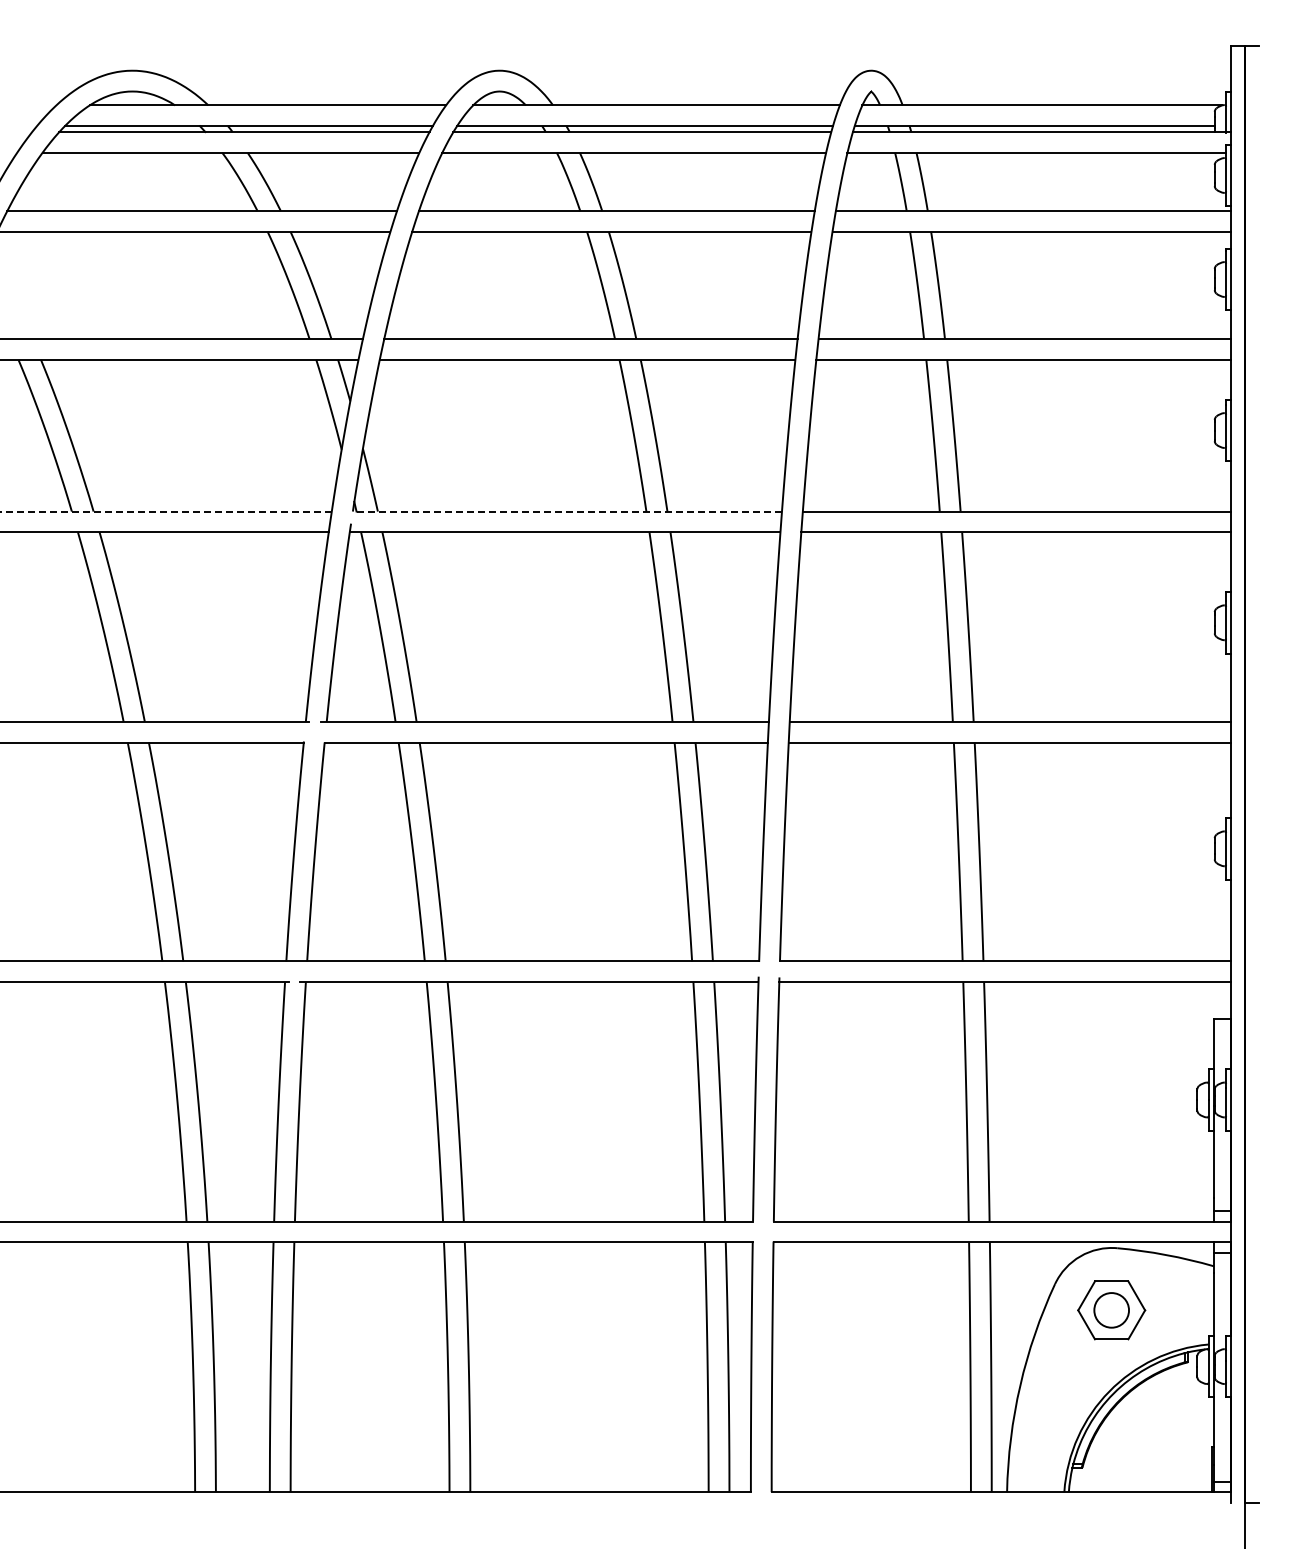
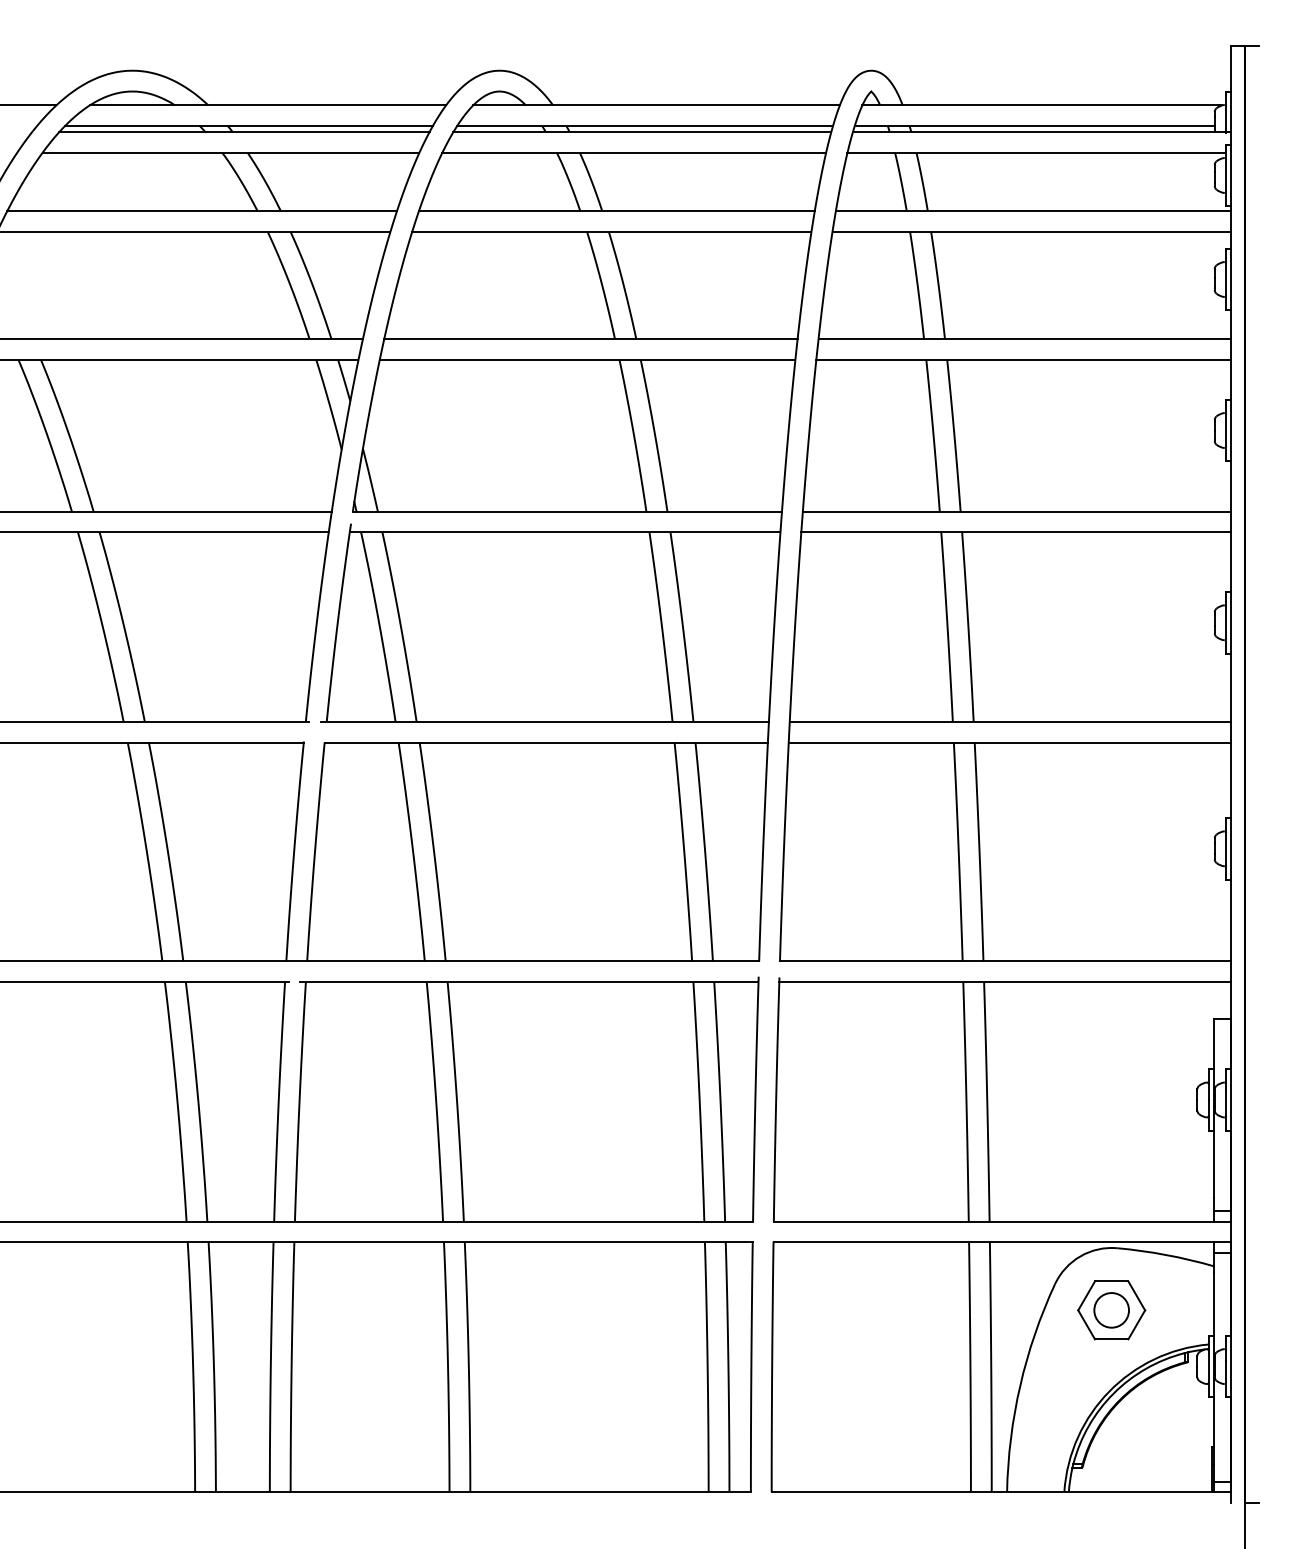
line: none -> present (29, 105)
line: dashed -> solid (166, 511)
line: dashed -> solid (567, 511)
